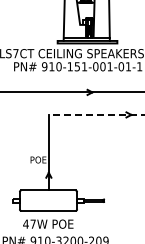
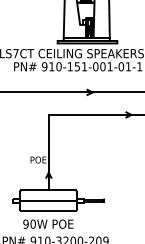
line: dashed -> solid (96, 114)
line: none -> present (48, 200)
text: 47W -> 90W (29, 223)
